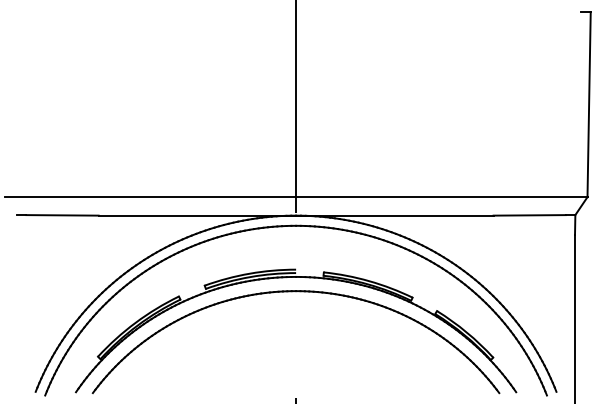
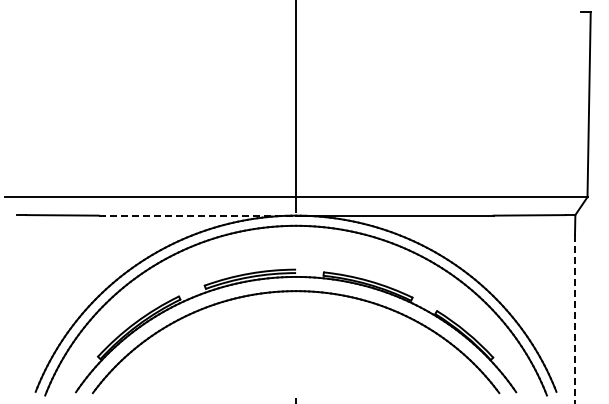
line: solid -> dashed (197, 215)
line: solid -> dashed (575, 319)
